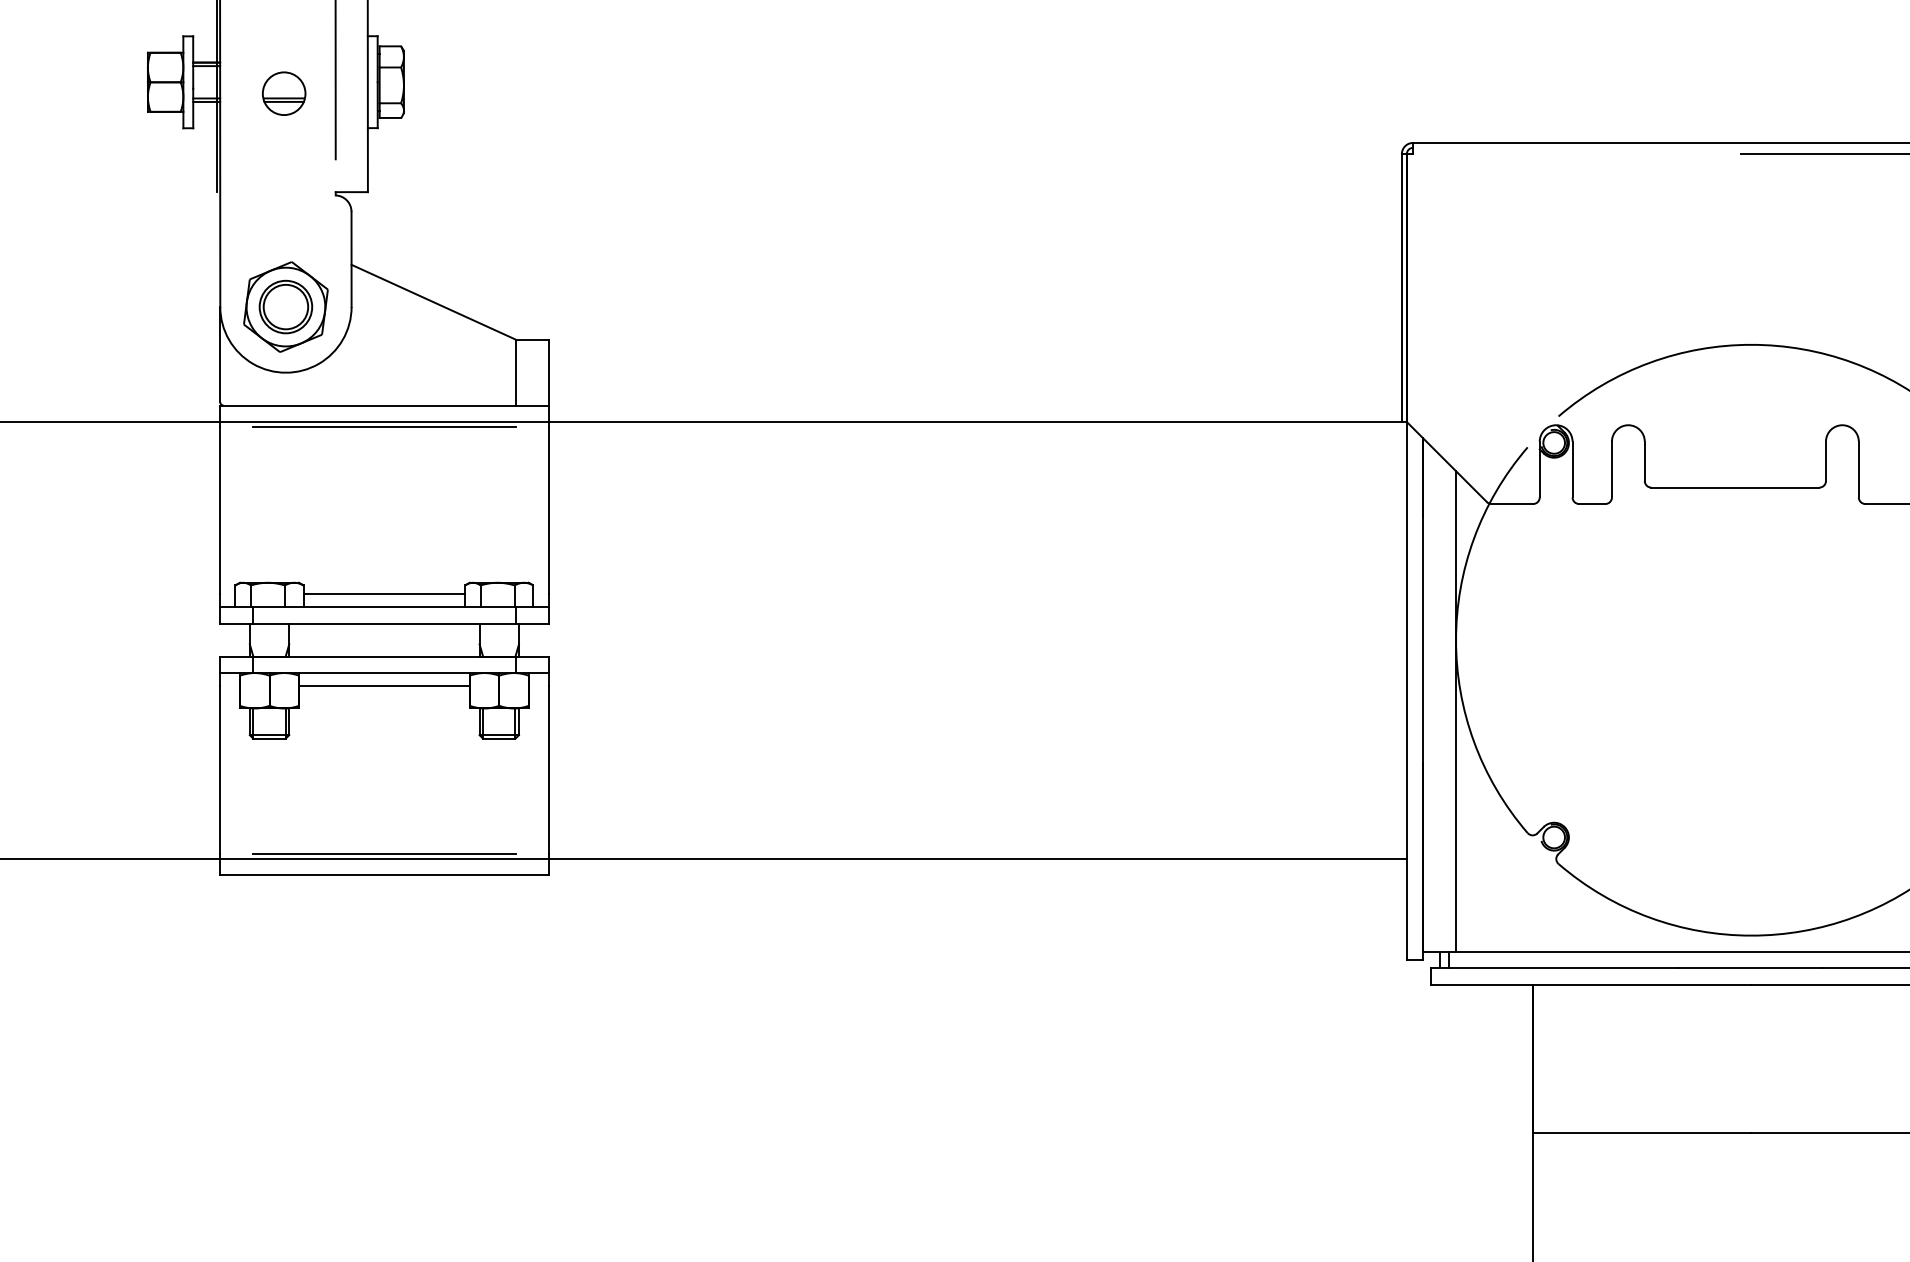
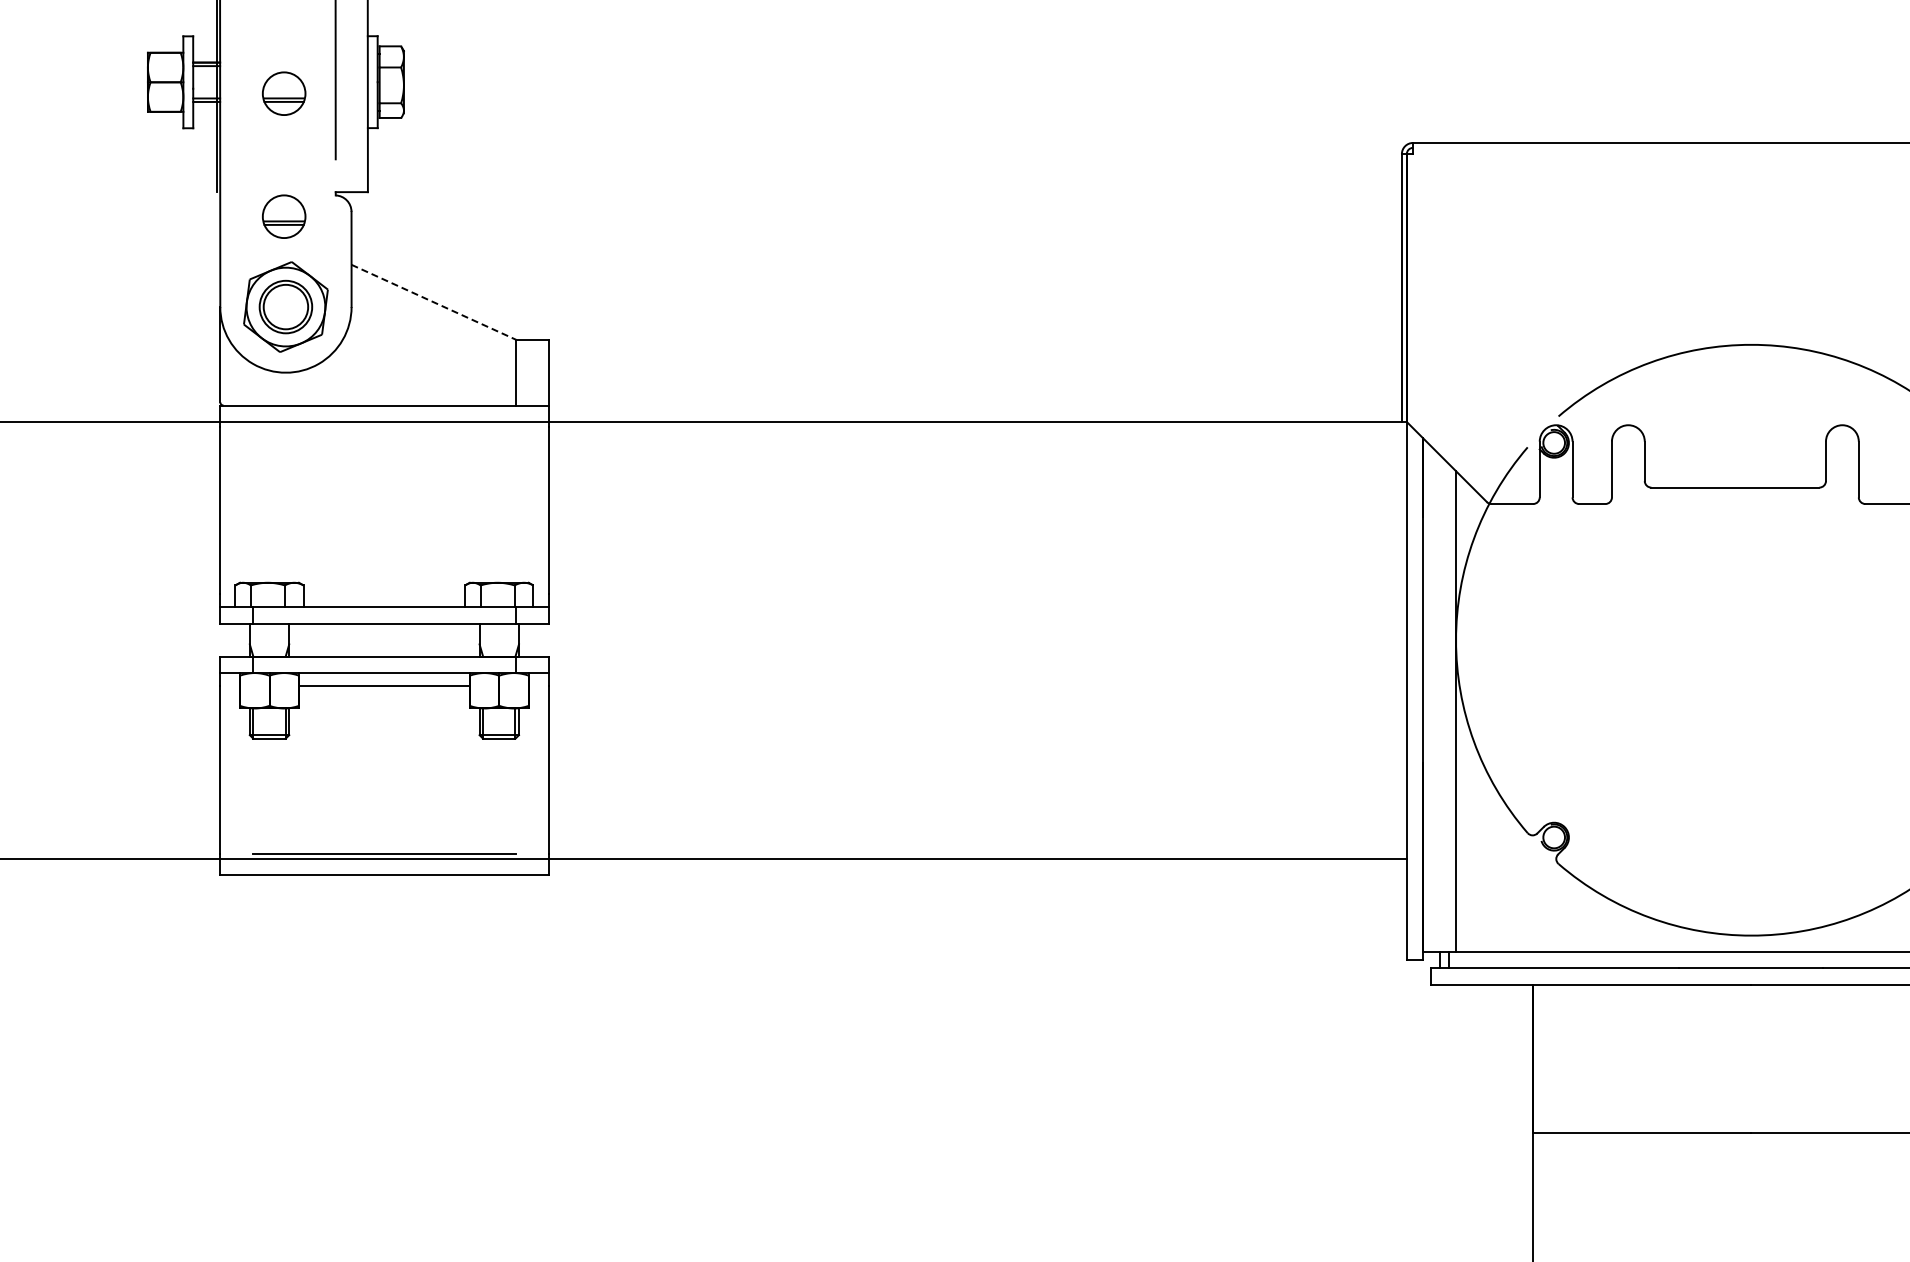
line: present -> none (1823, 154)
part: none -> present (284, 216)
line: solid -> dashed (433, 302)
line: present -> none (384, 426)
line: present -> none (384, 594)
